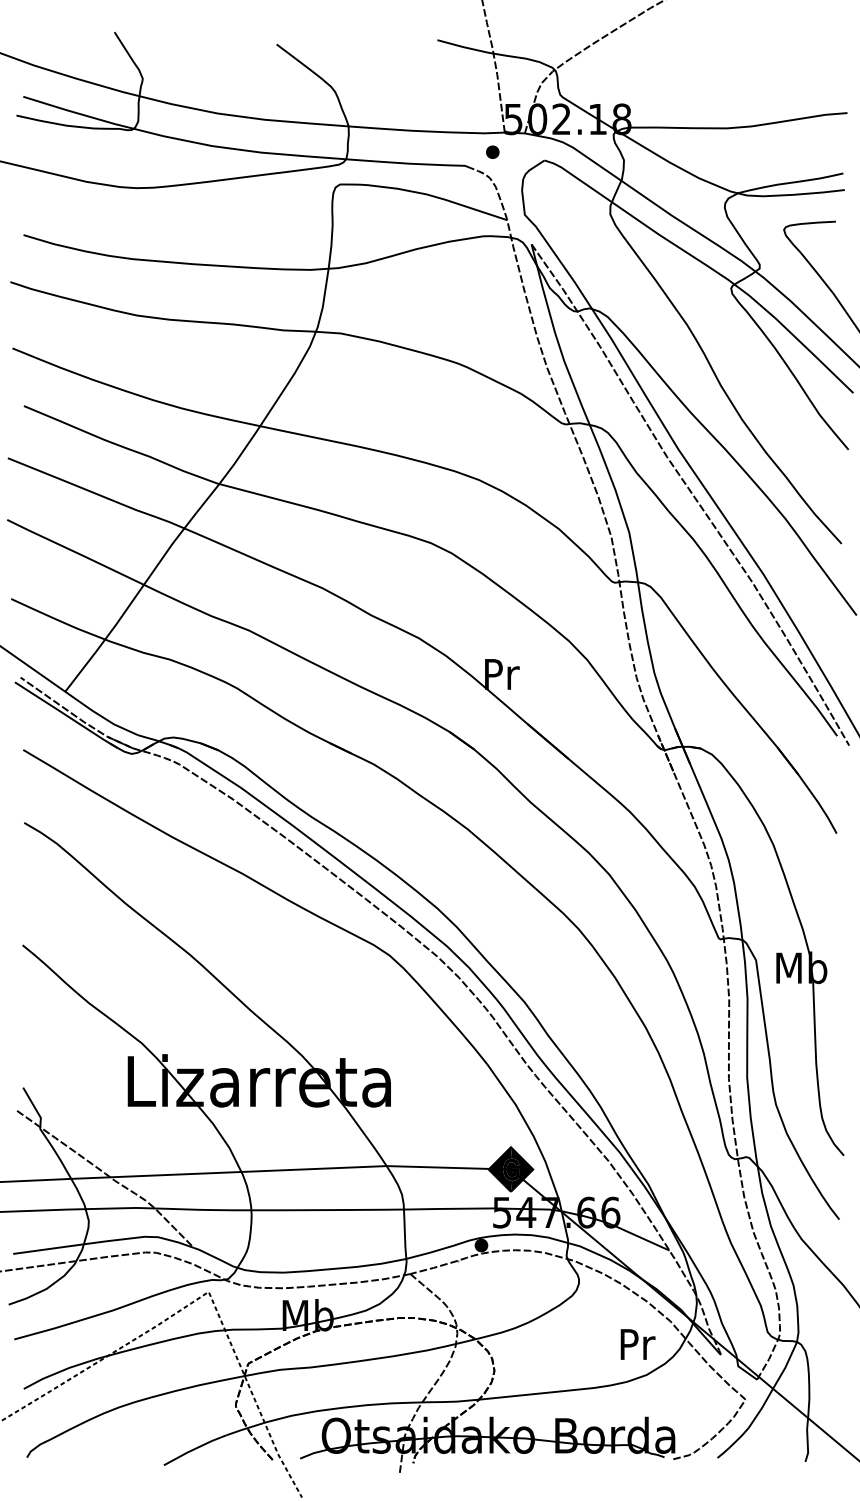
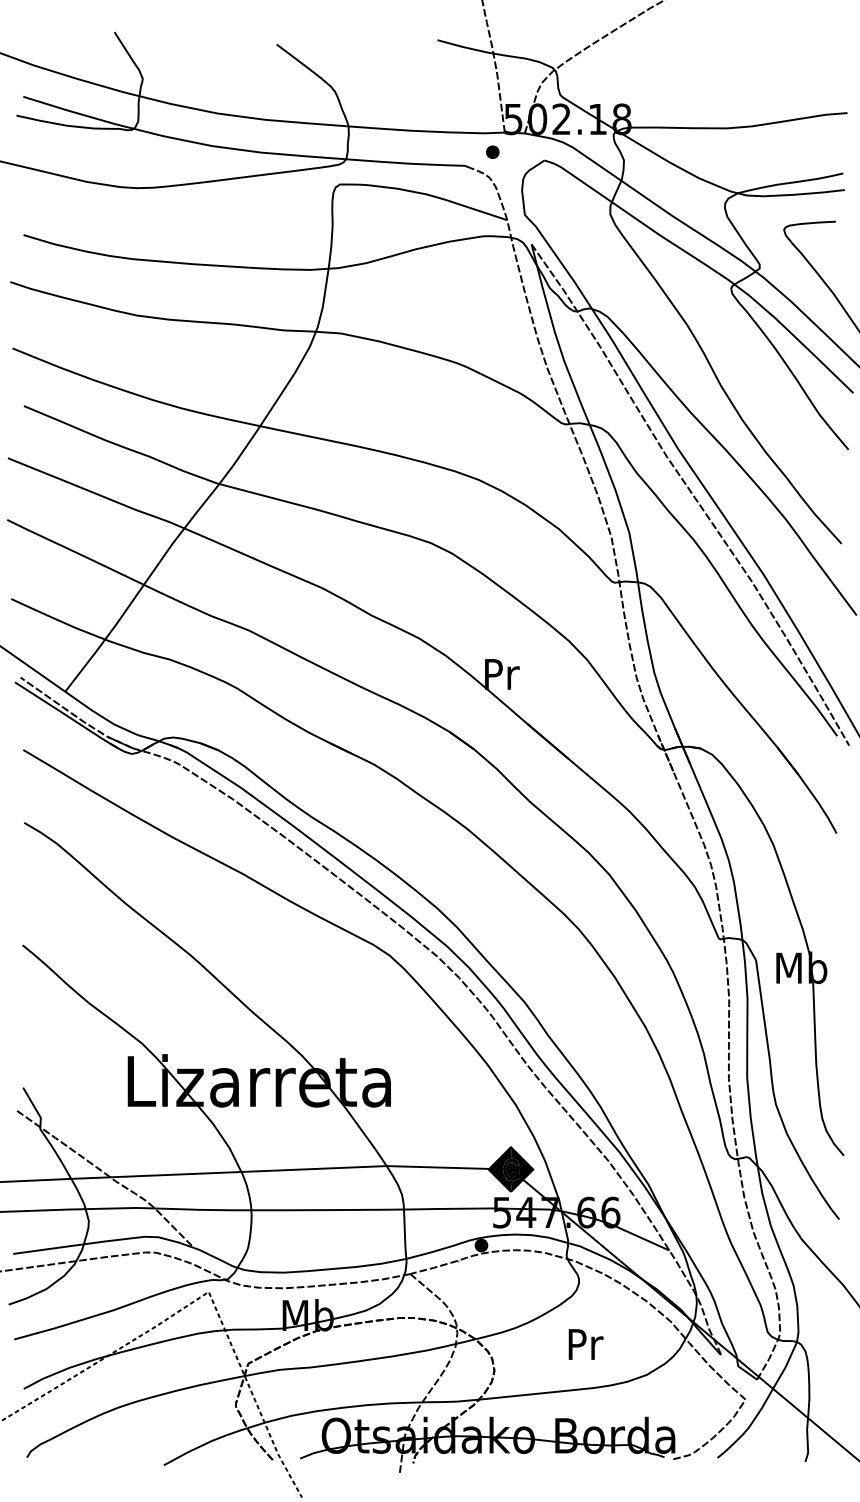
text position: (637, 1344) -> (585, 1344) (585, 1344)
